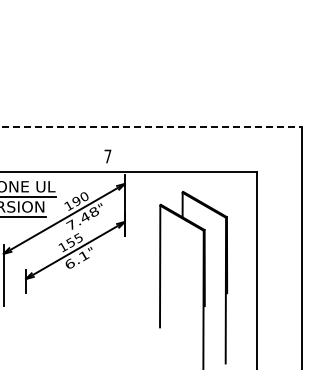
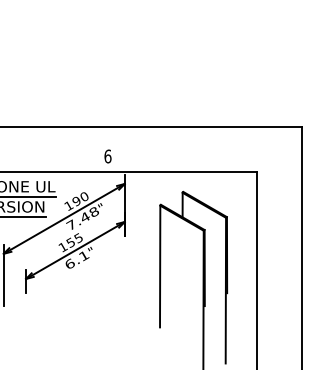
line: dashed -> solid (151, 127)
text: 7 -> 6 (107, 156)
